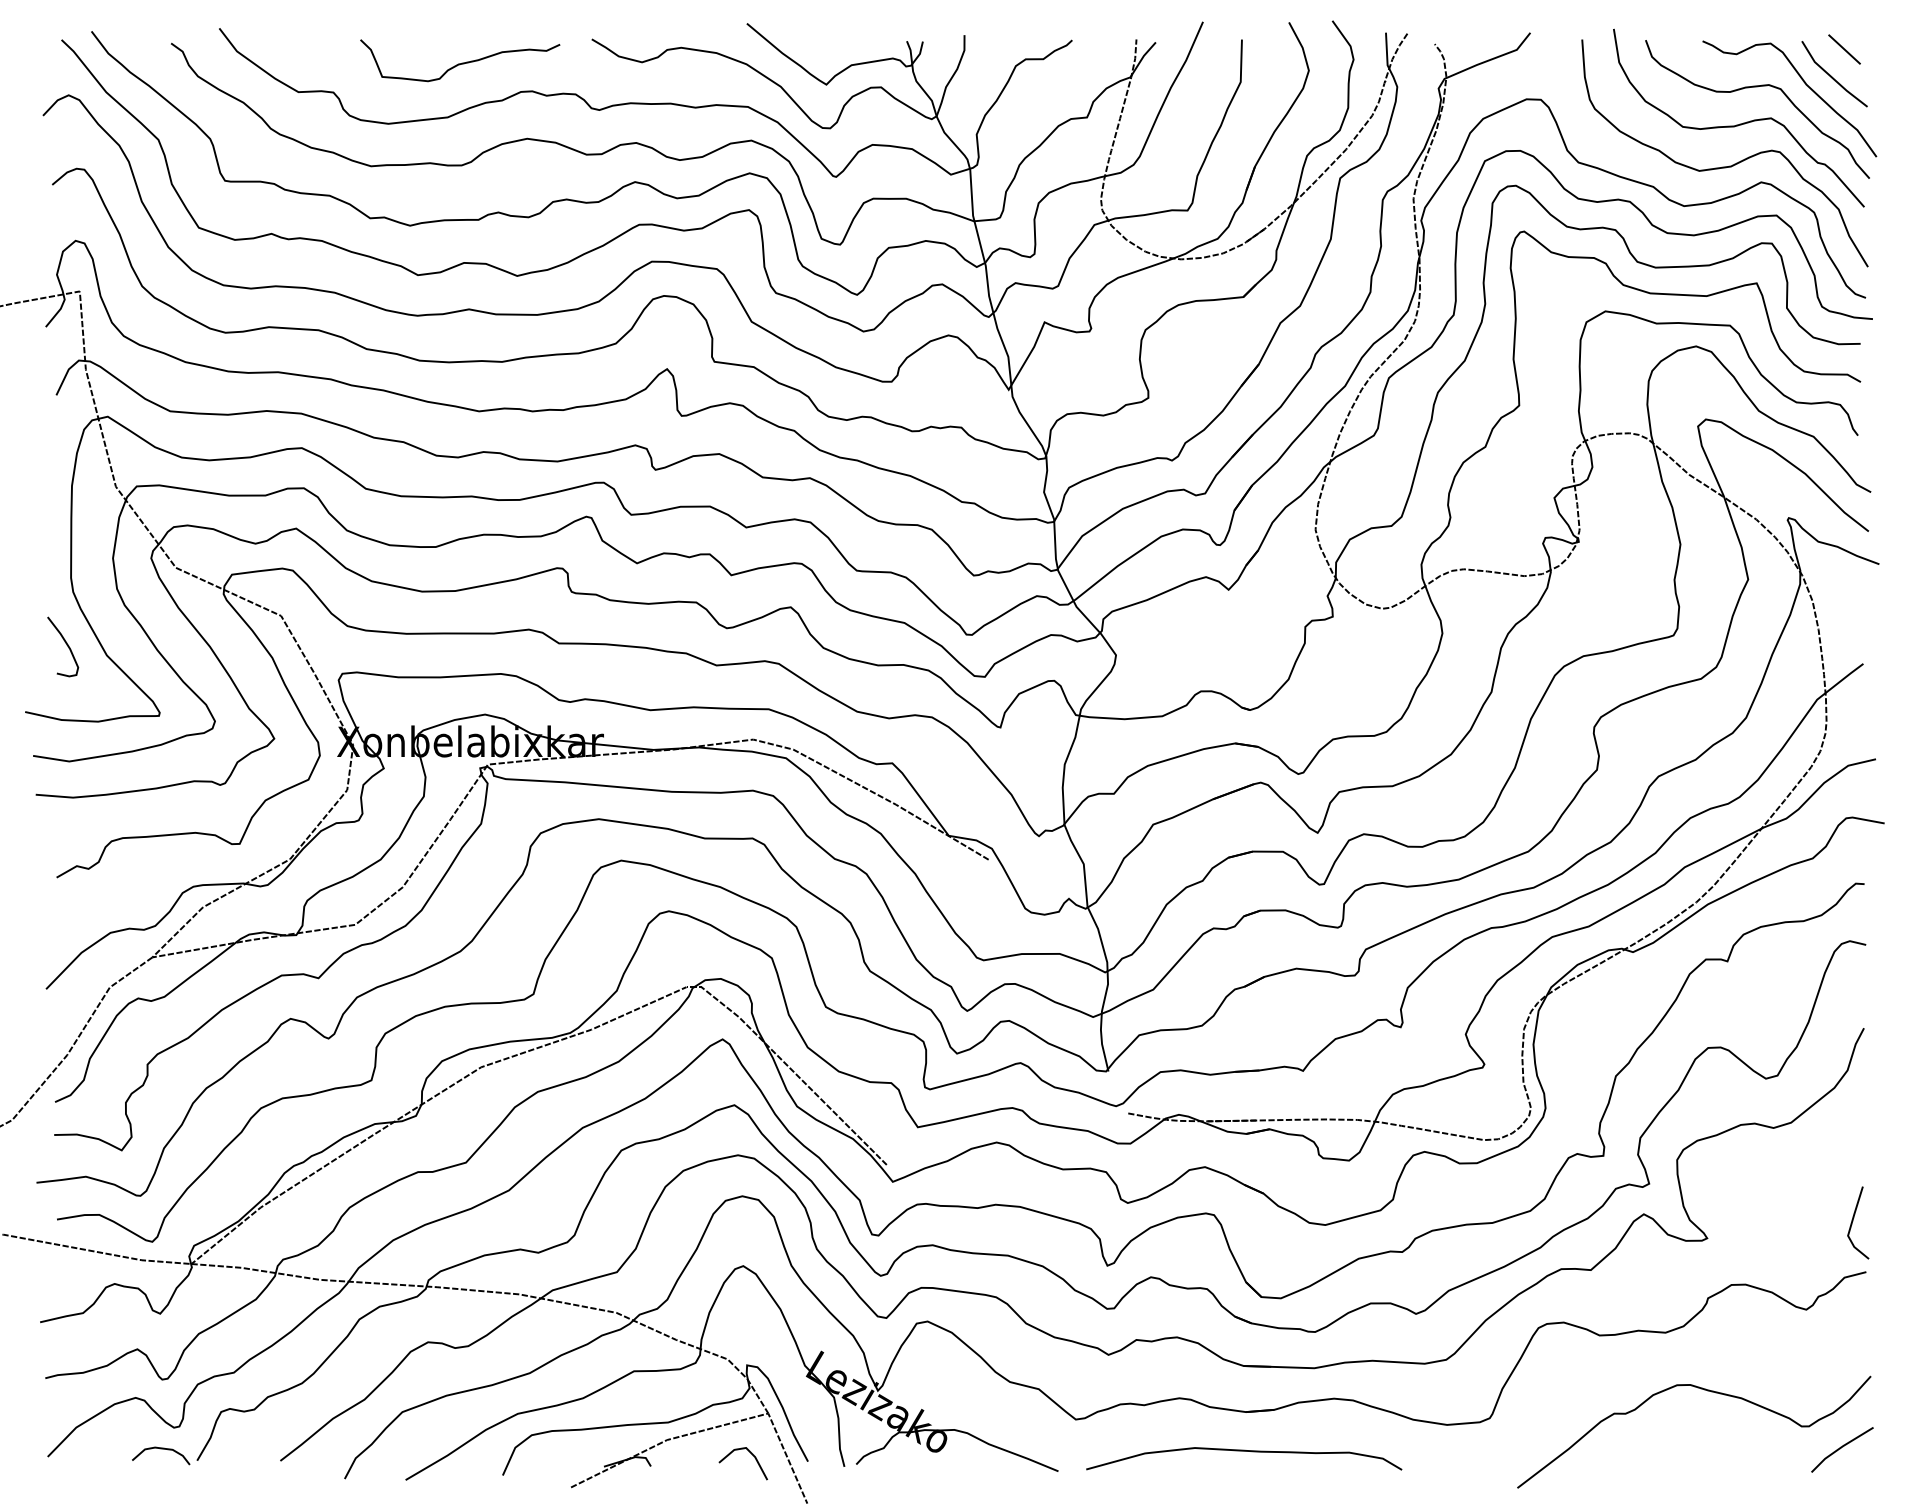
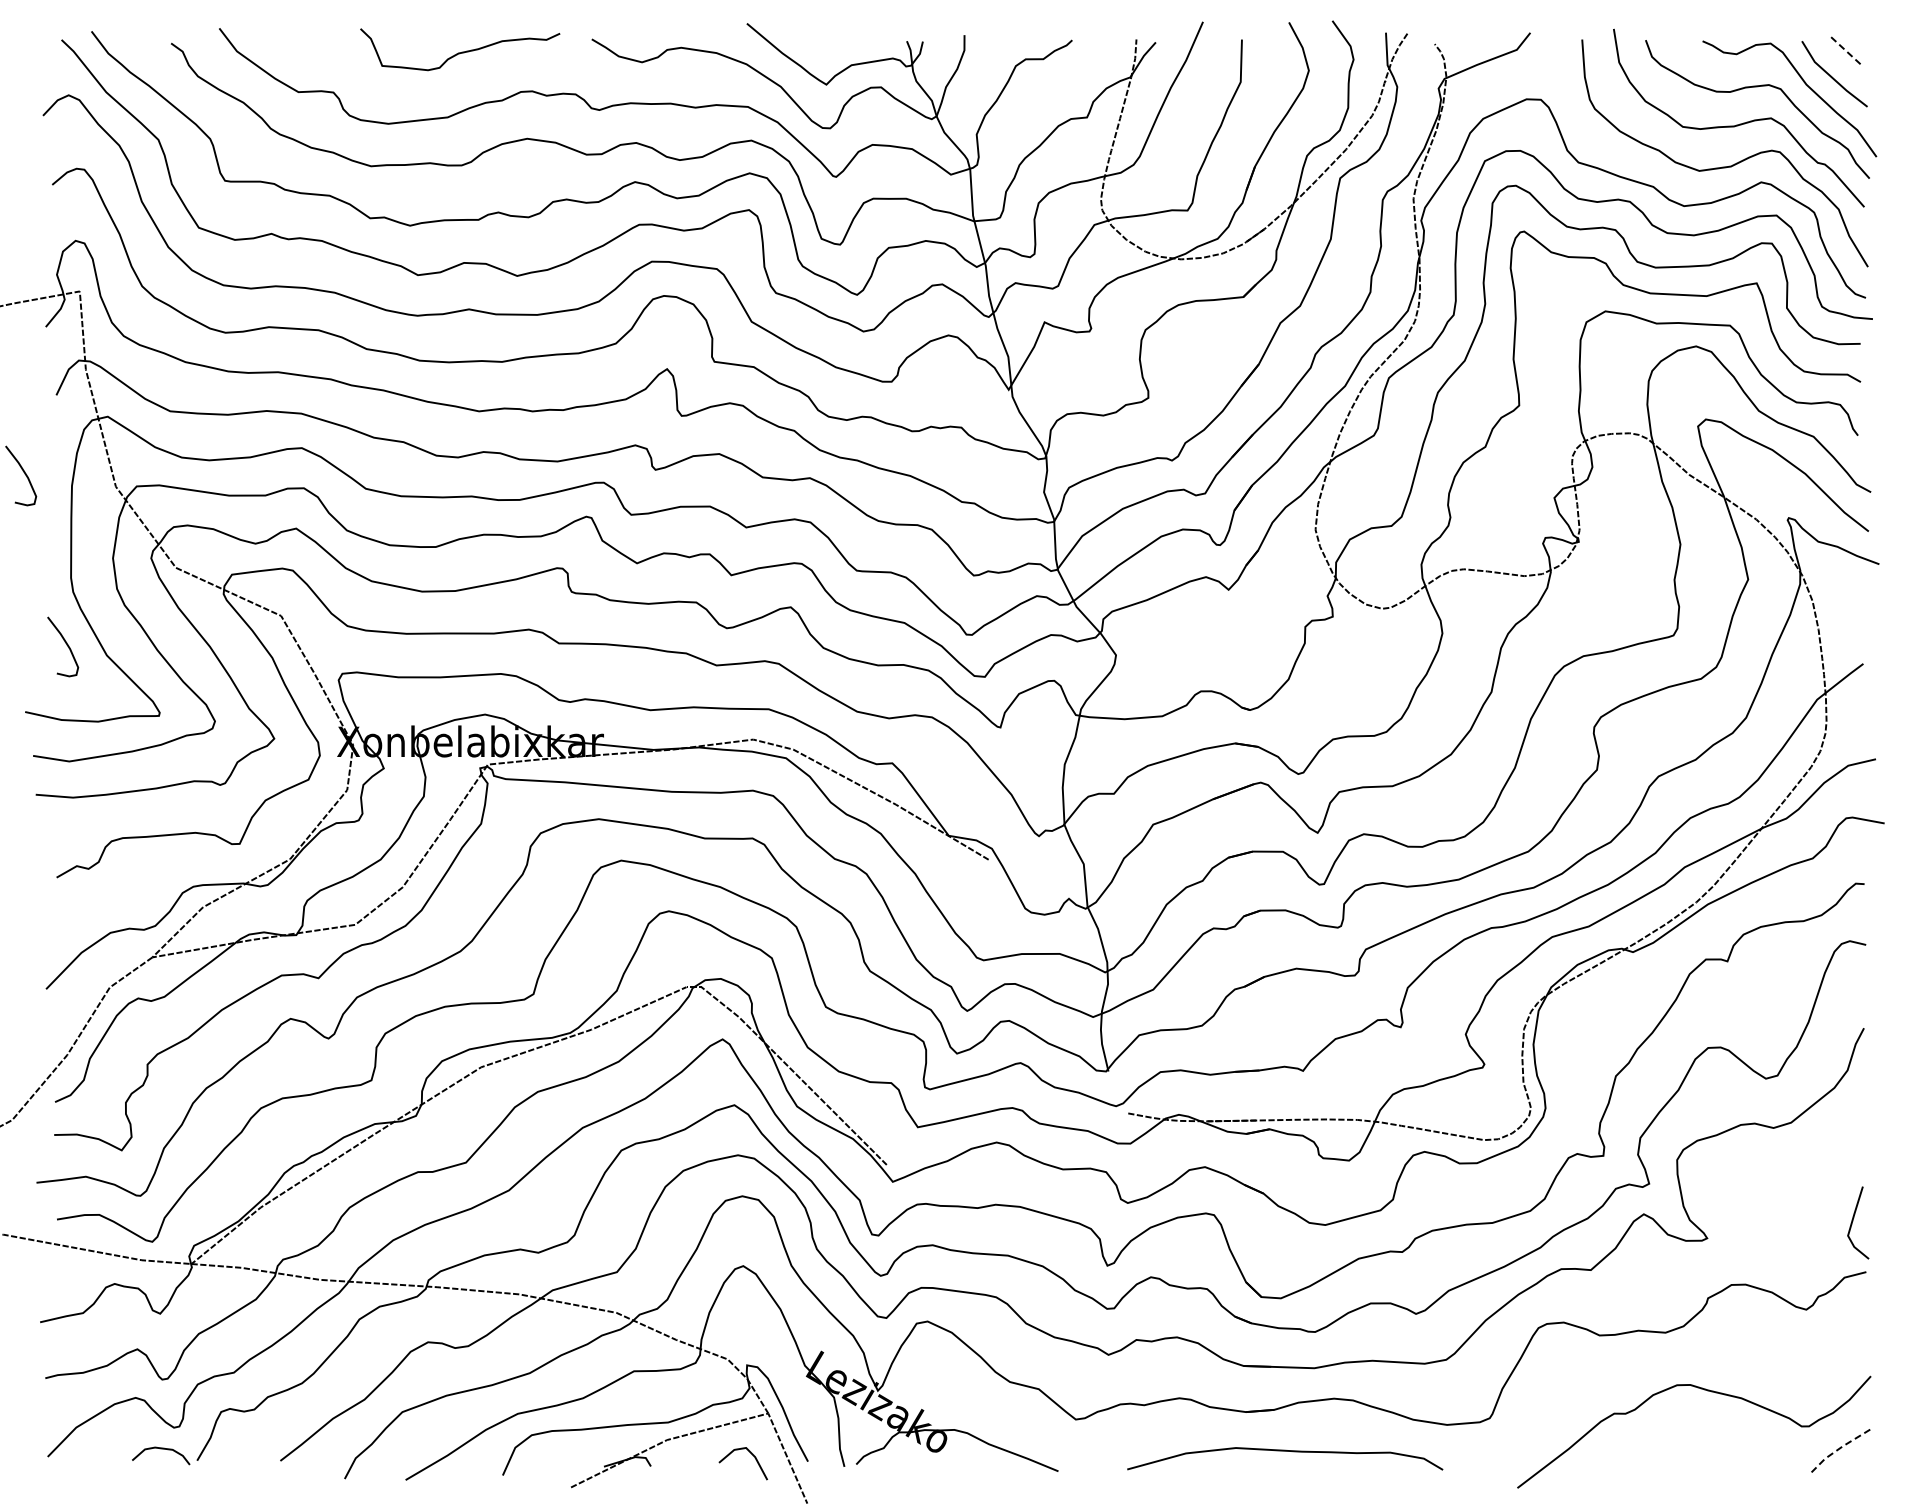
line: solid -> dashed (1844, 49)
curve position: (462, 62) -> (462, 51) (462, 51)
curve: none -> present (24, 474)
line: solid -> dashed (1840, 1447)
curve position: (1244, 1451) -> (1285, 1451) (1285, 1451)
